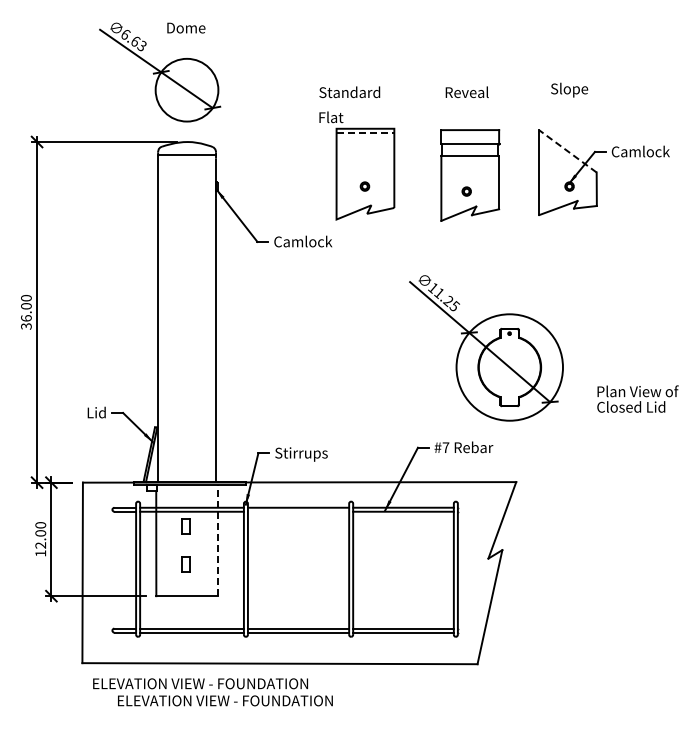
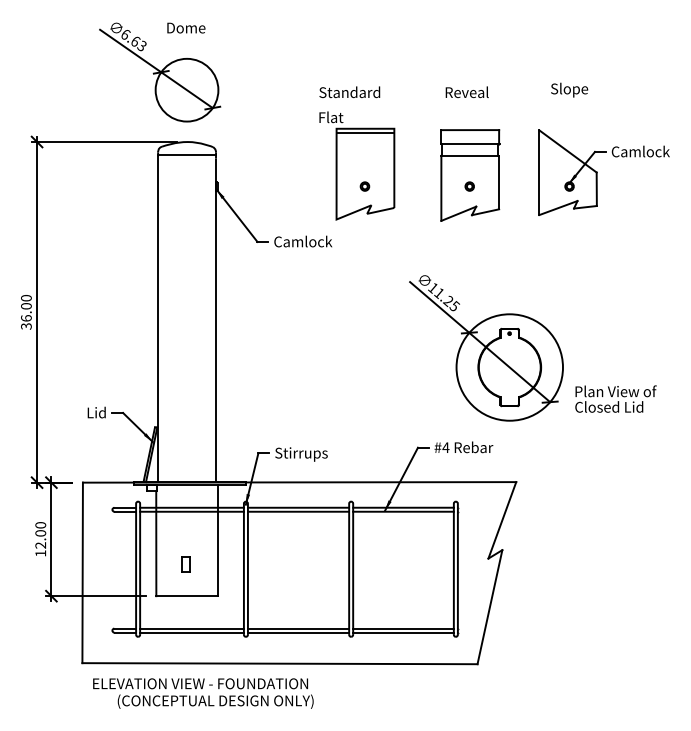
line: dashed -> solid (365, 133)
line: dashed -> solid (568, 151)
part position: (466, 191) -> (469, 186) (469, 186)
text position: (637, 398) -> (615, 398) (615, 398)
text: #7 -> #4 (445, 447)
line: none -> present (298, 511)
part: present -> none (185, 526)
line: dashed -> solid (218, 540)
text: ELEVATION VIEW - FOUNDATION -> (CONCEPTUAL DESIGN ONLY) (224, 701)
